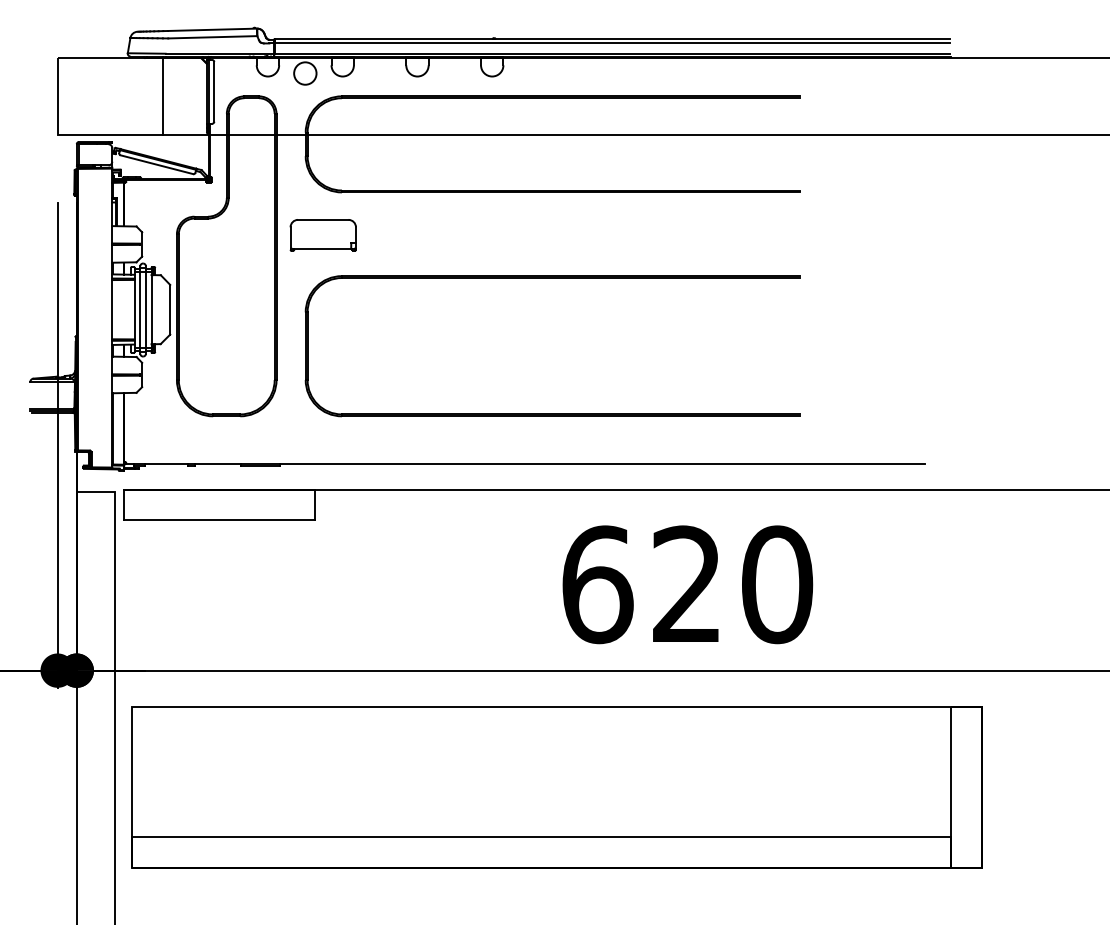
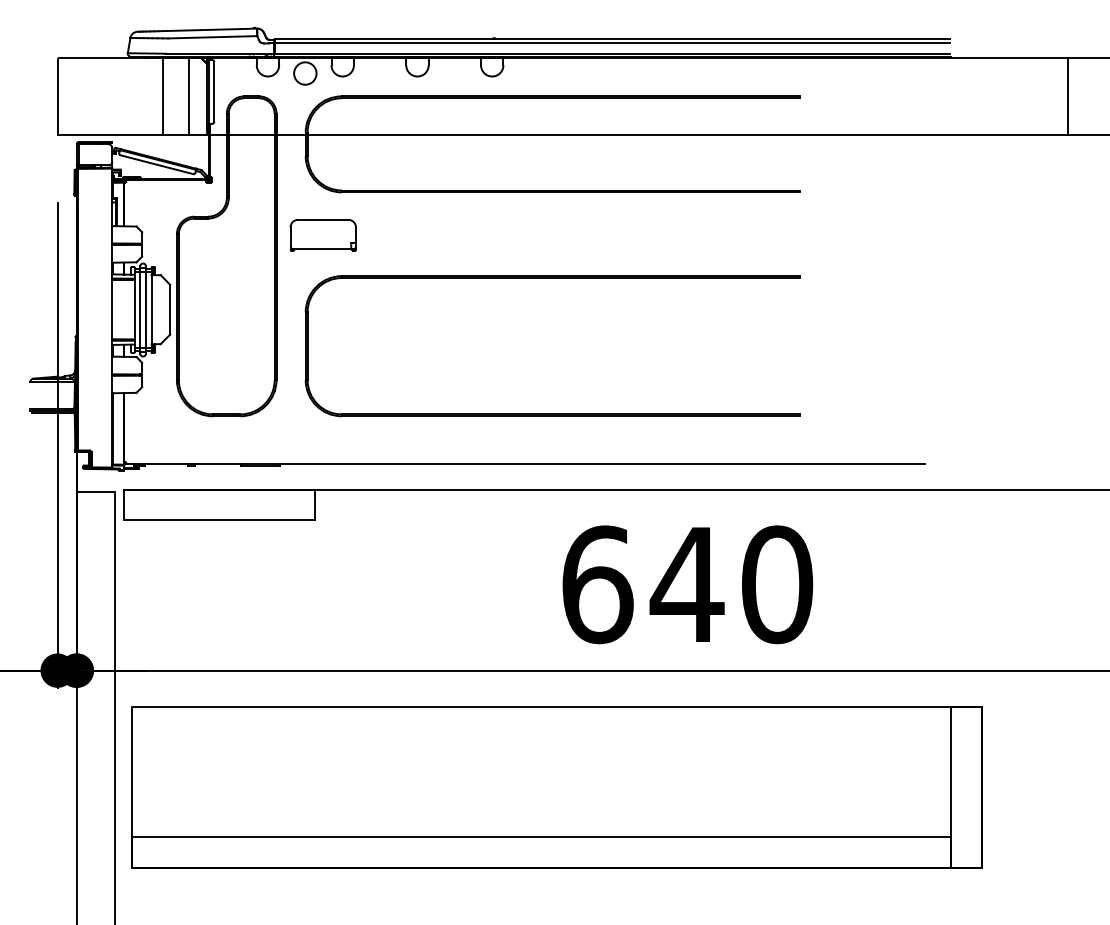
line: none -> present (189, 96)
line: none -> present (1067, 96)
text: 620 -> 640 (686, 583)
